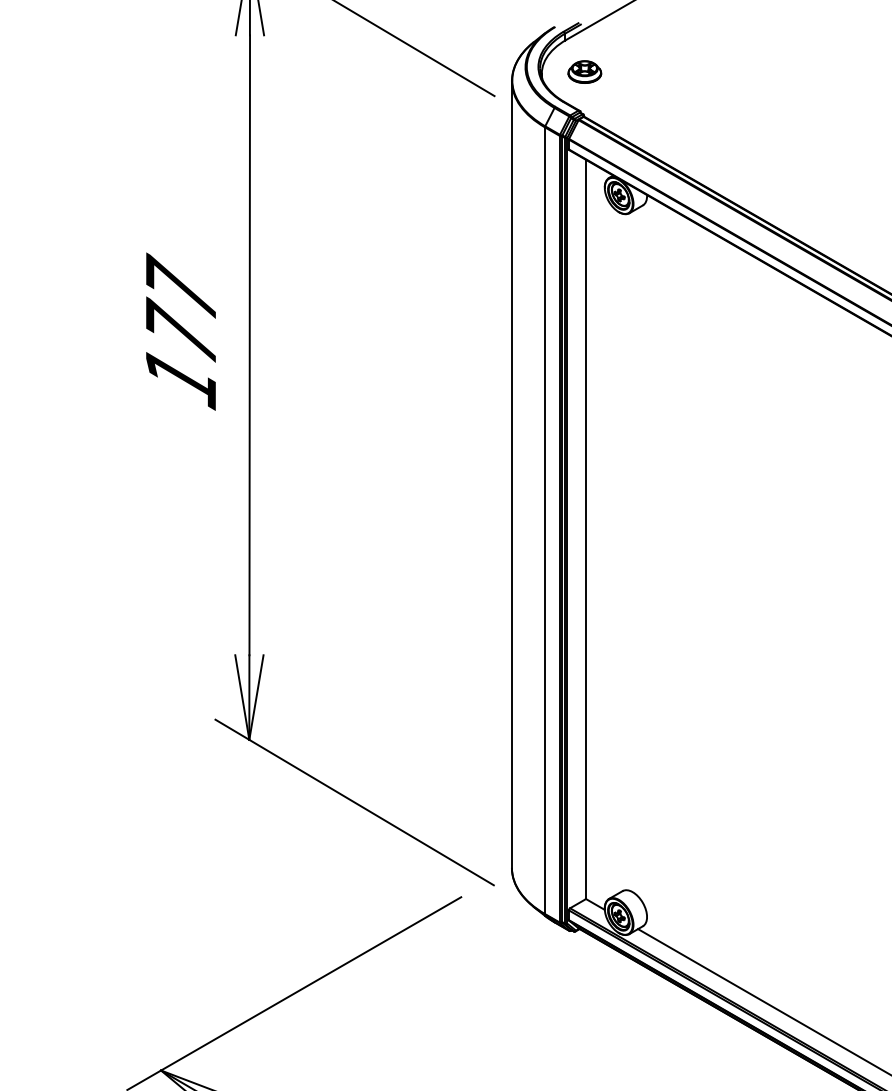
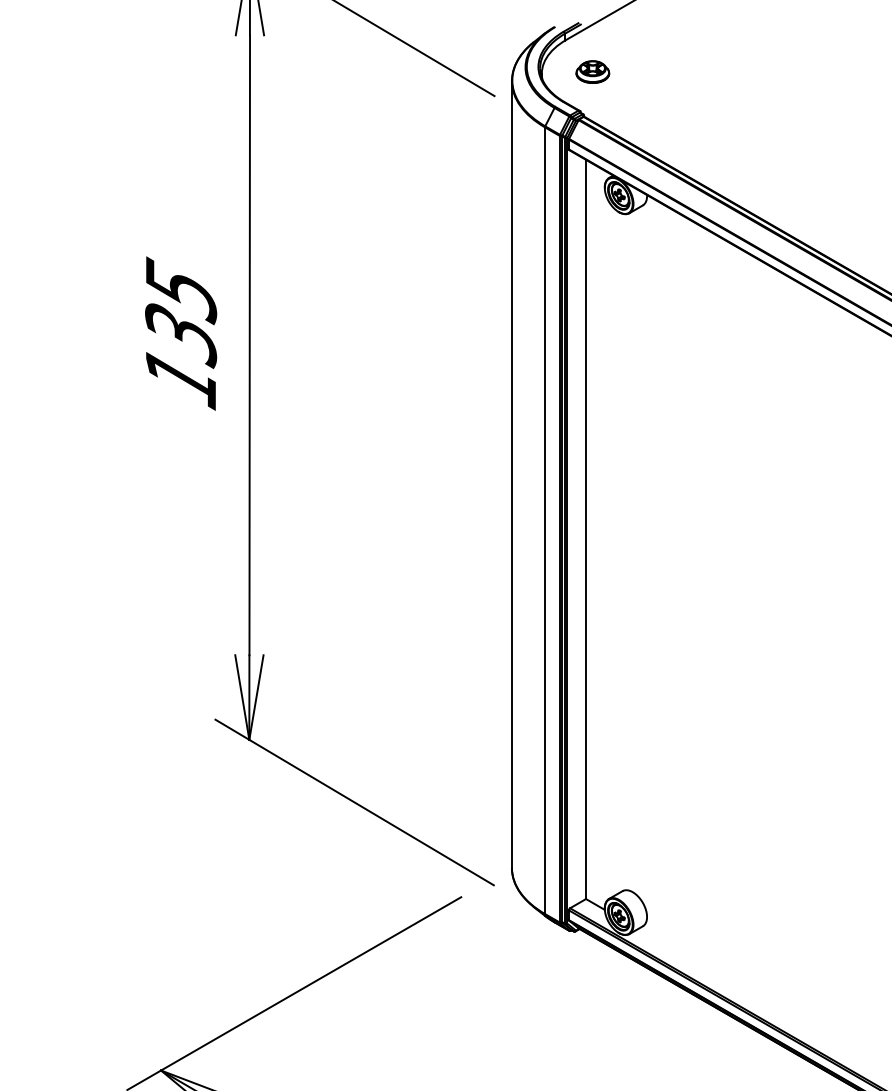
part position: (584, 71) -> (592, 71) (592, 71)
text: 177 -> 135 (181, 310)
line: present -> none (763, 1001)
